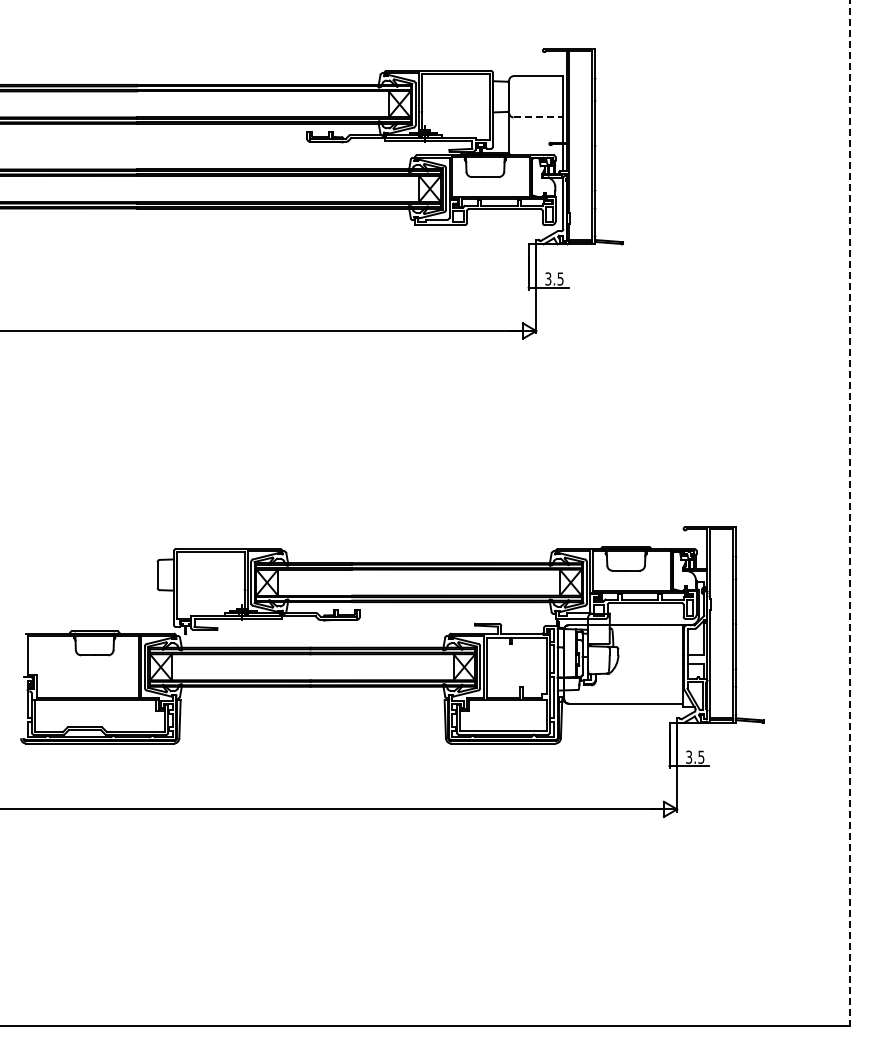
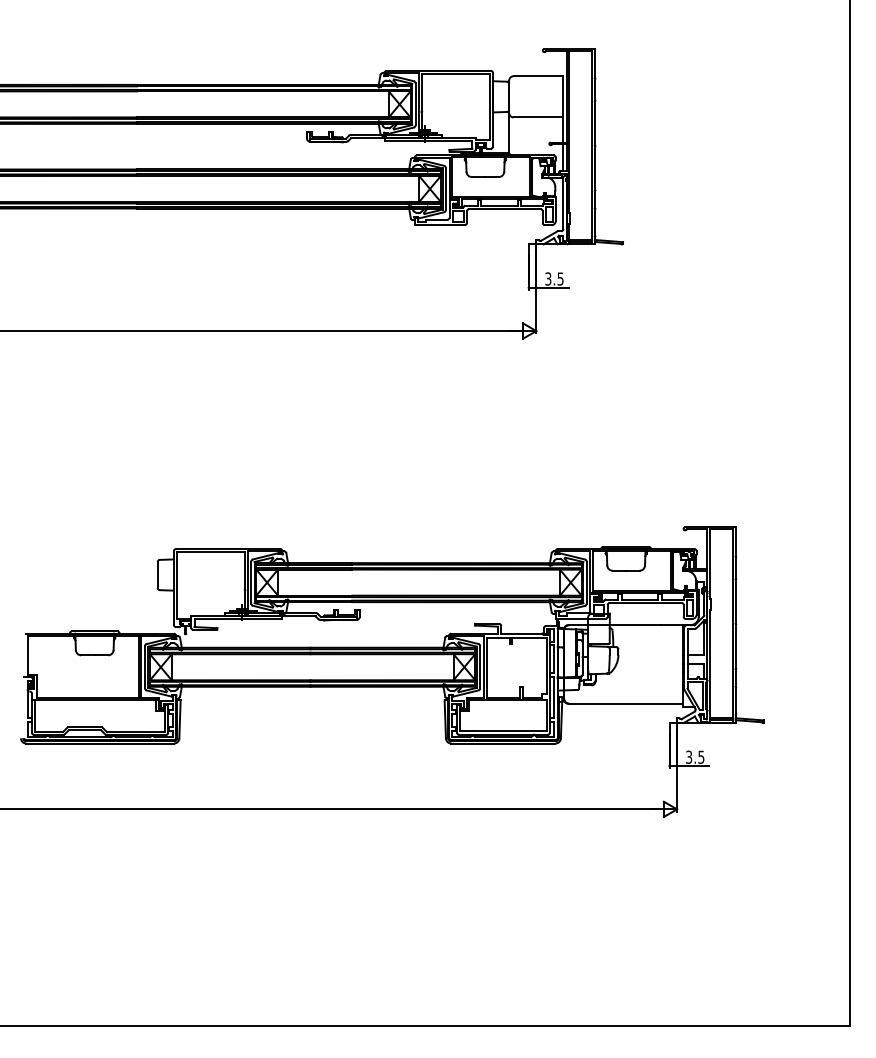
line: dashed -> solid (538, 117)
line: dashed -> solid (849, 513)
